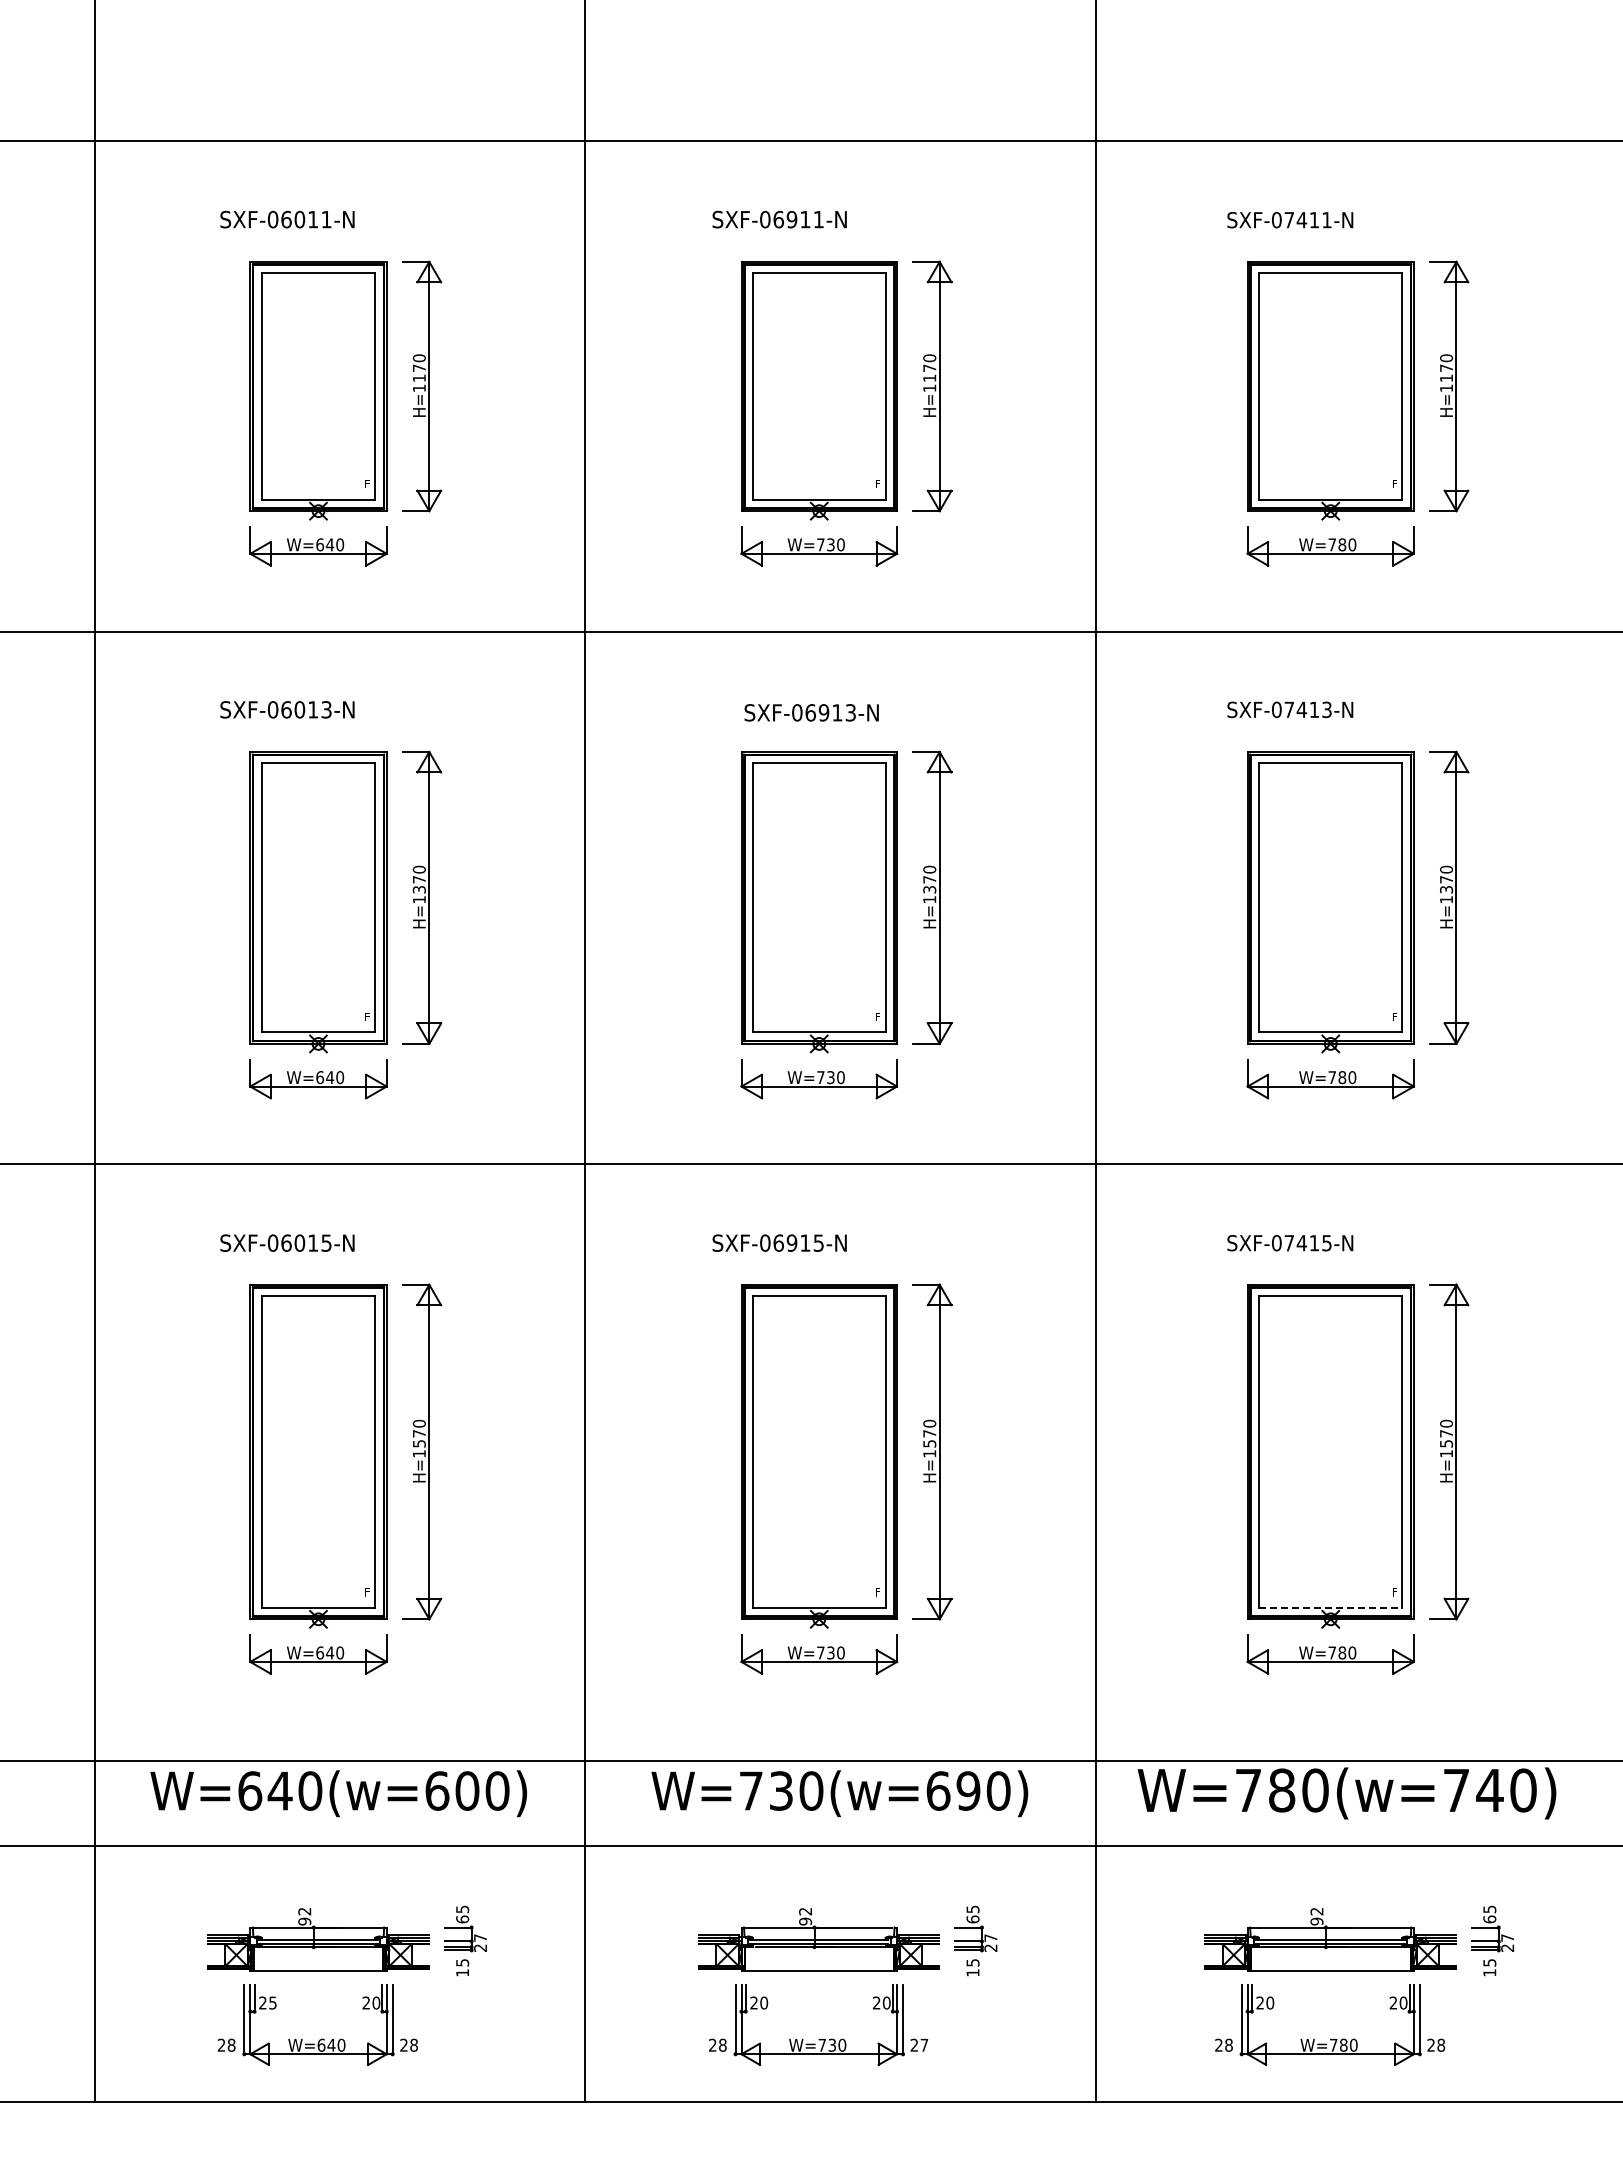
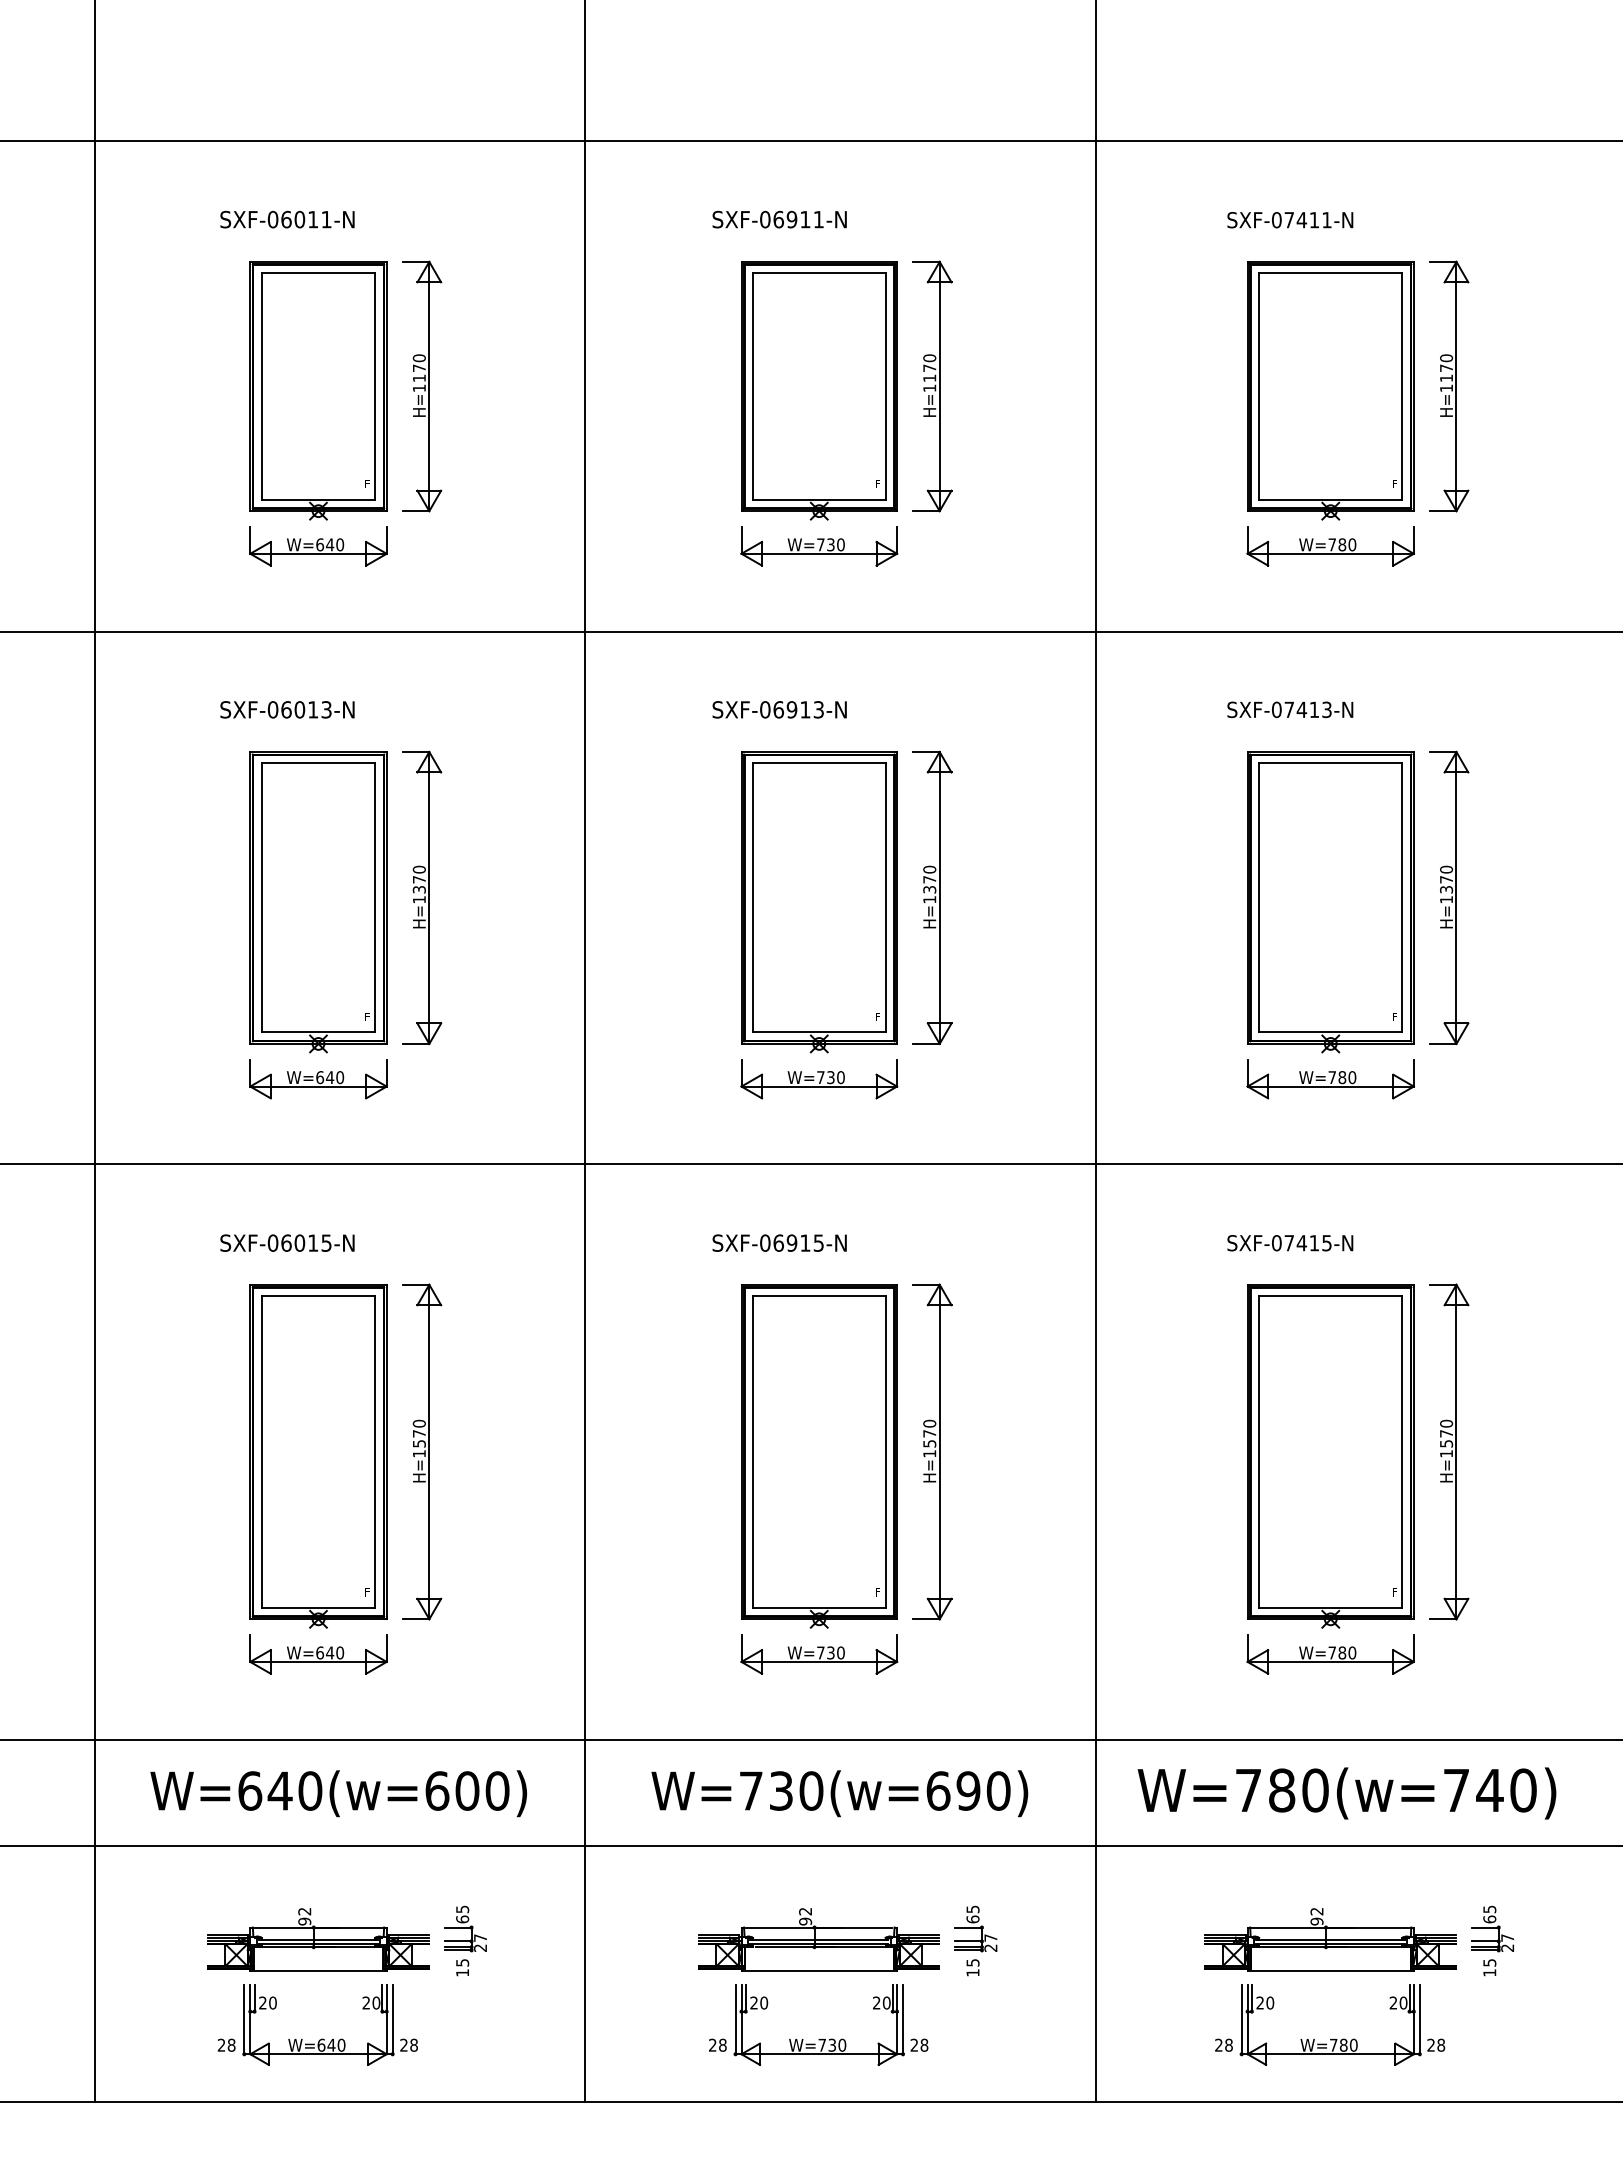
text position: (811, 712) -> (779, 709) (779, 709)
line: dashed -> solid (1330, 1607)
line position: (810, 1760) -> (810, 1739) (810, 1739)
text: 25 -> 20 (272, 2002)
text: 27 -> 28 (924, 2044)
